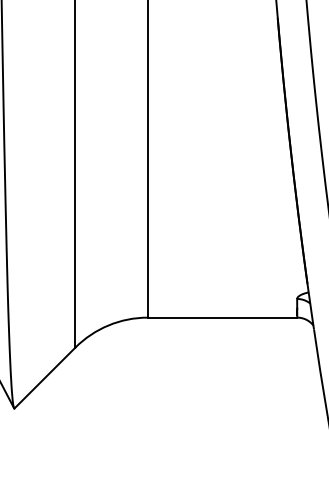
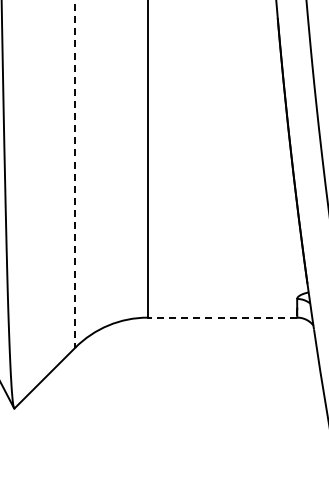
line: solid -> dashed (75, 174)
line: solid -> dashed (222, 317)
